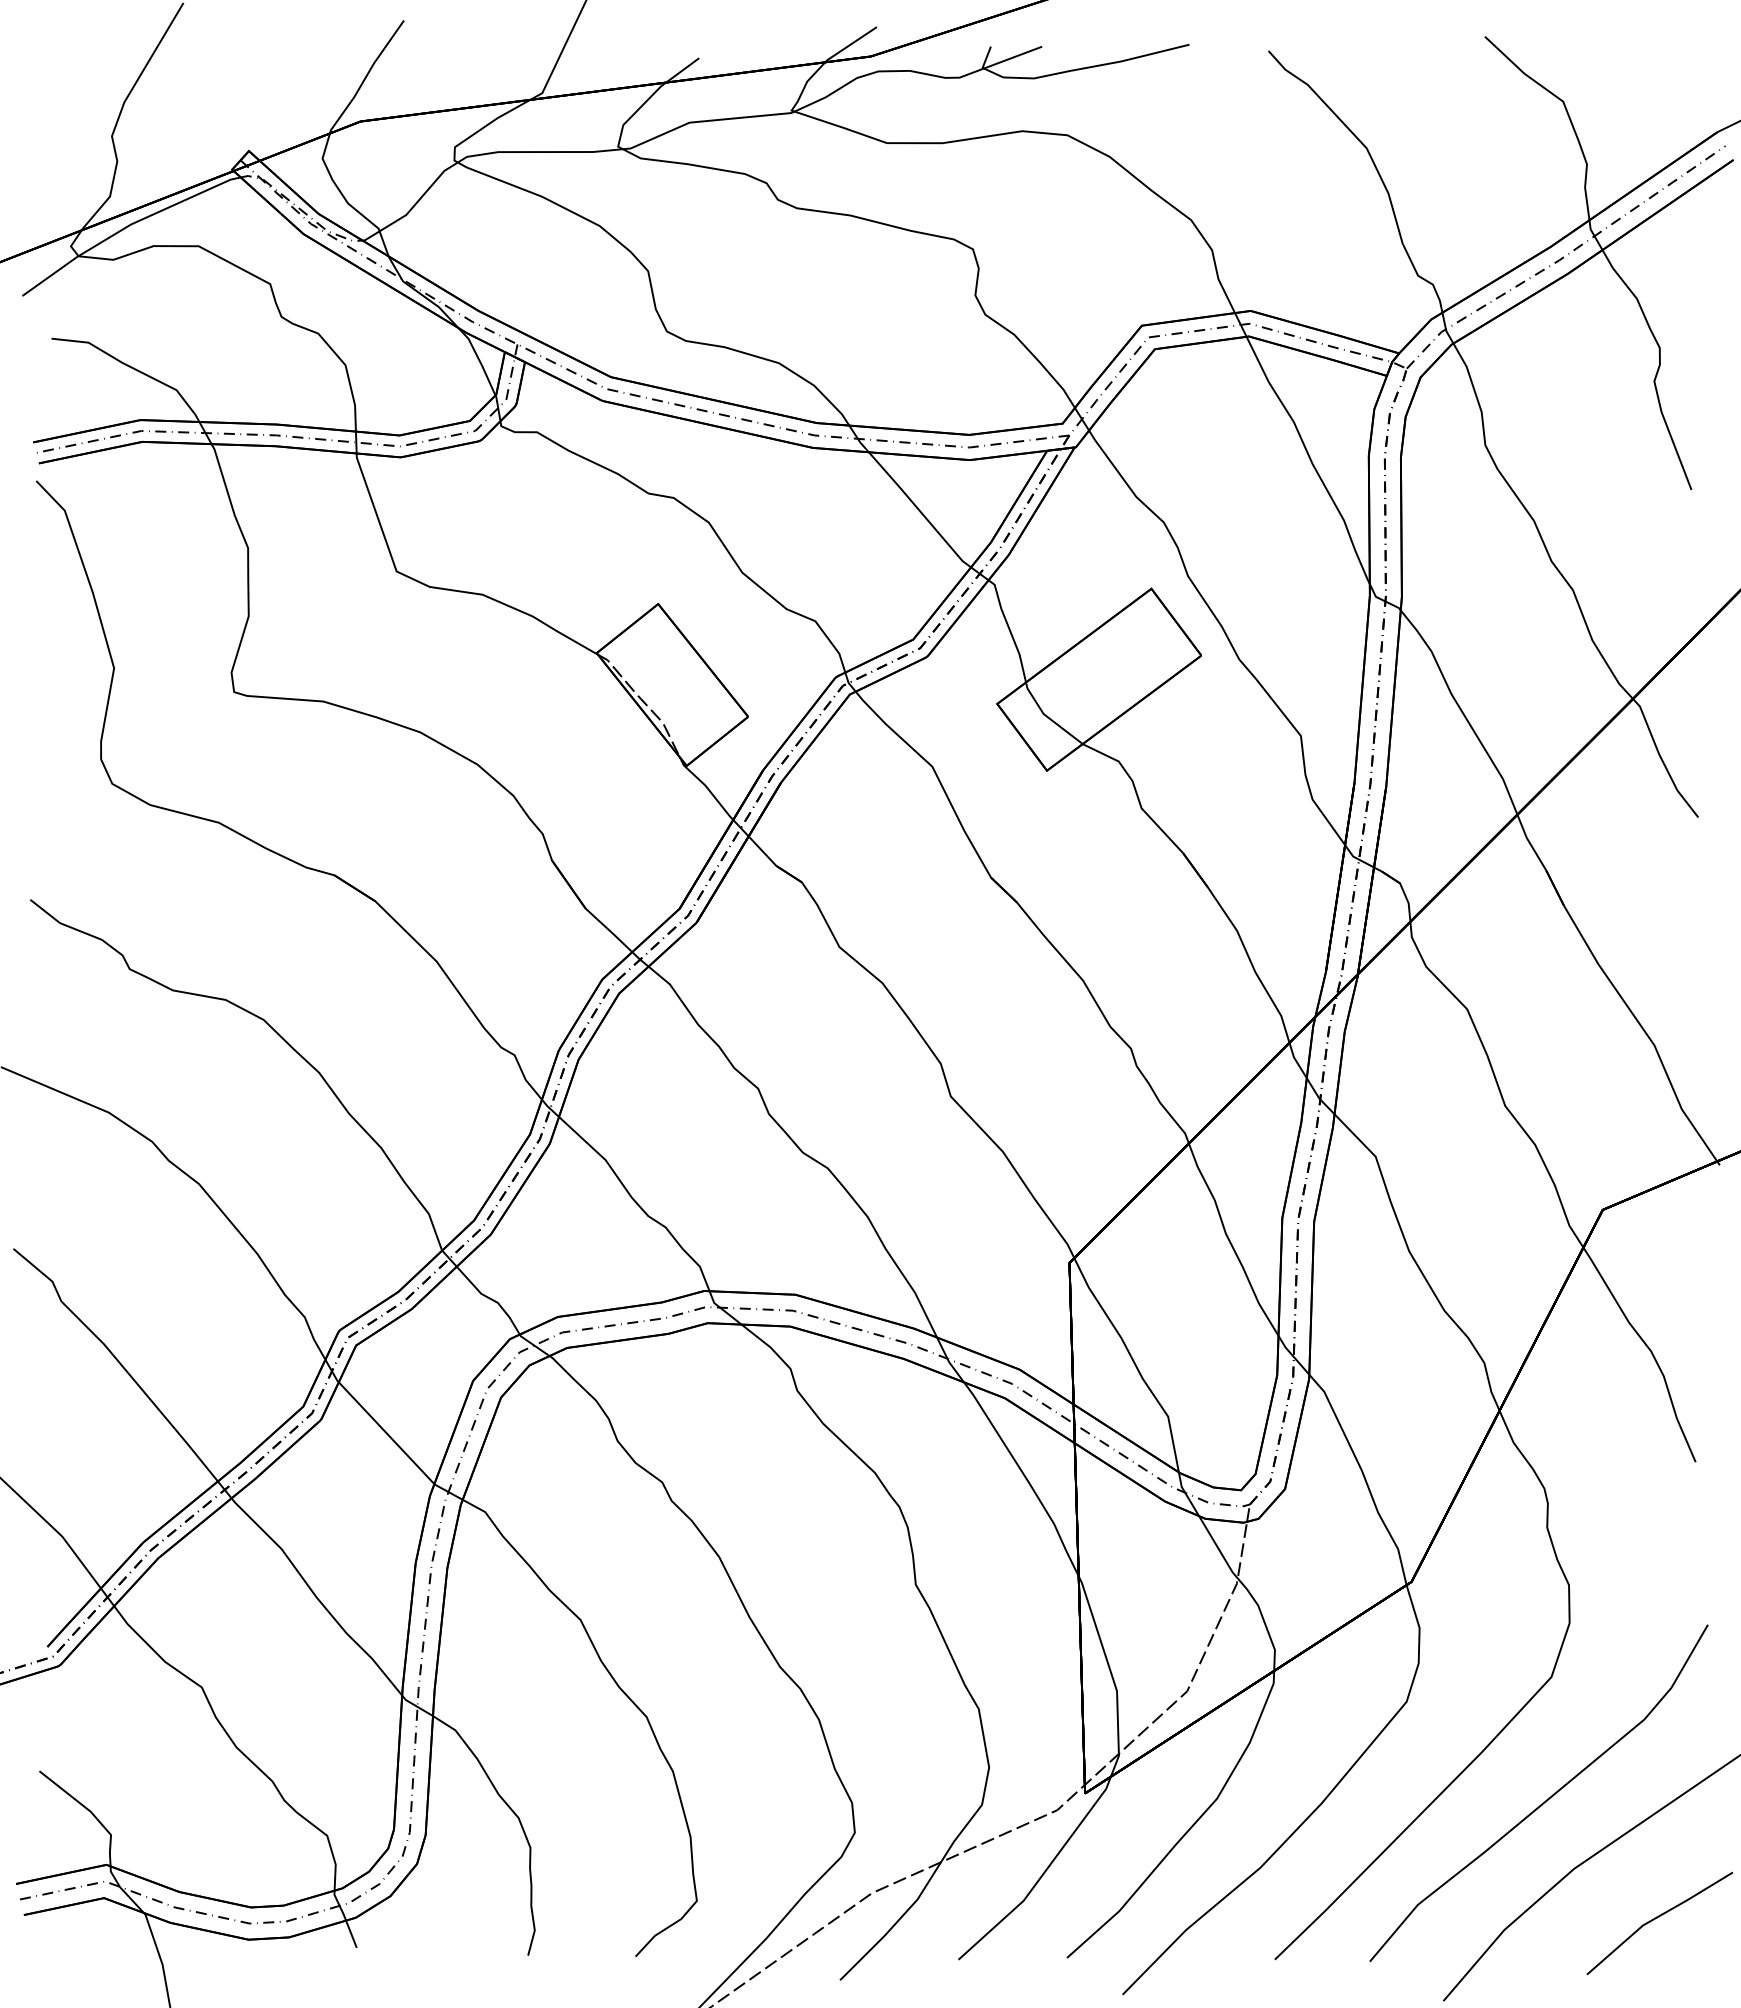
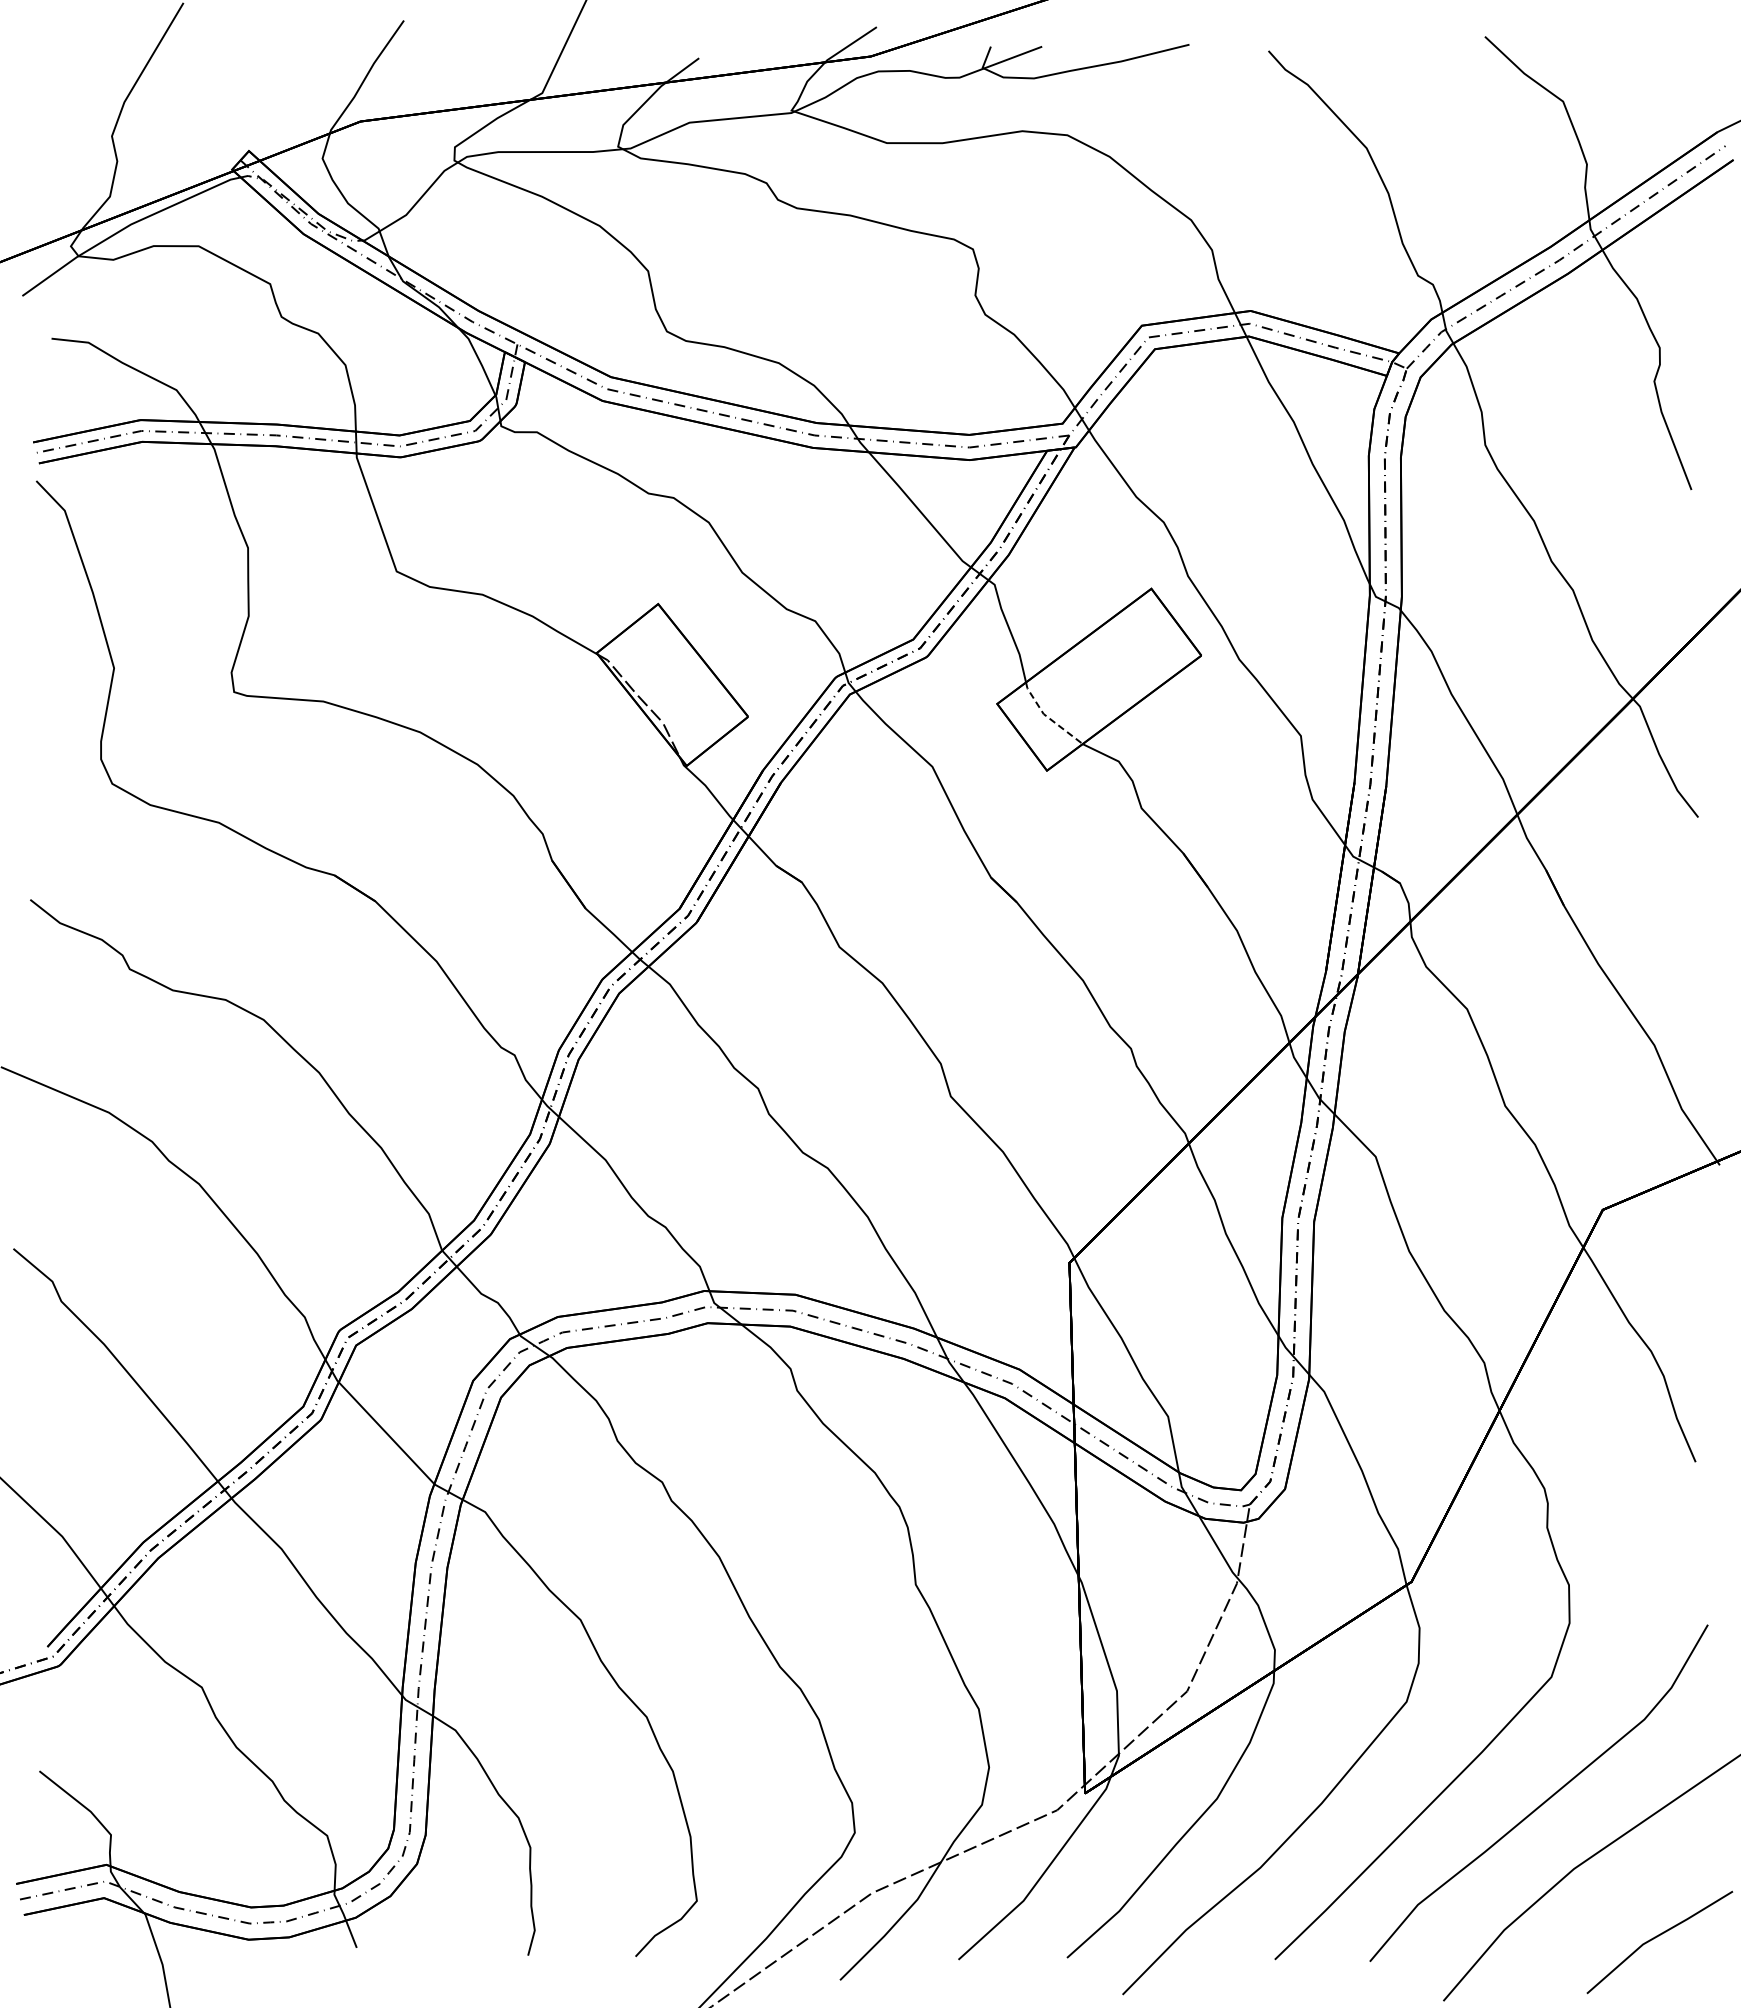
line: solid -> dashed (1047, 717)
line position: (1657, 1918) -> (1657, 1937) (1657, 1937)
